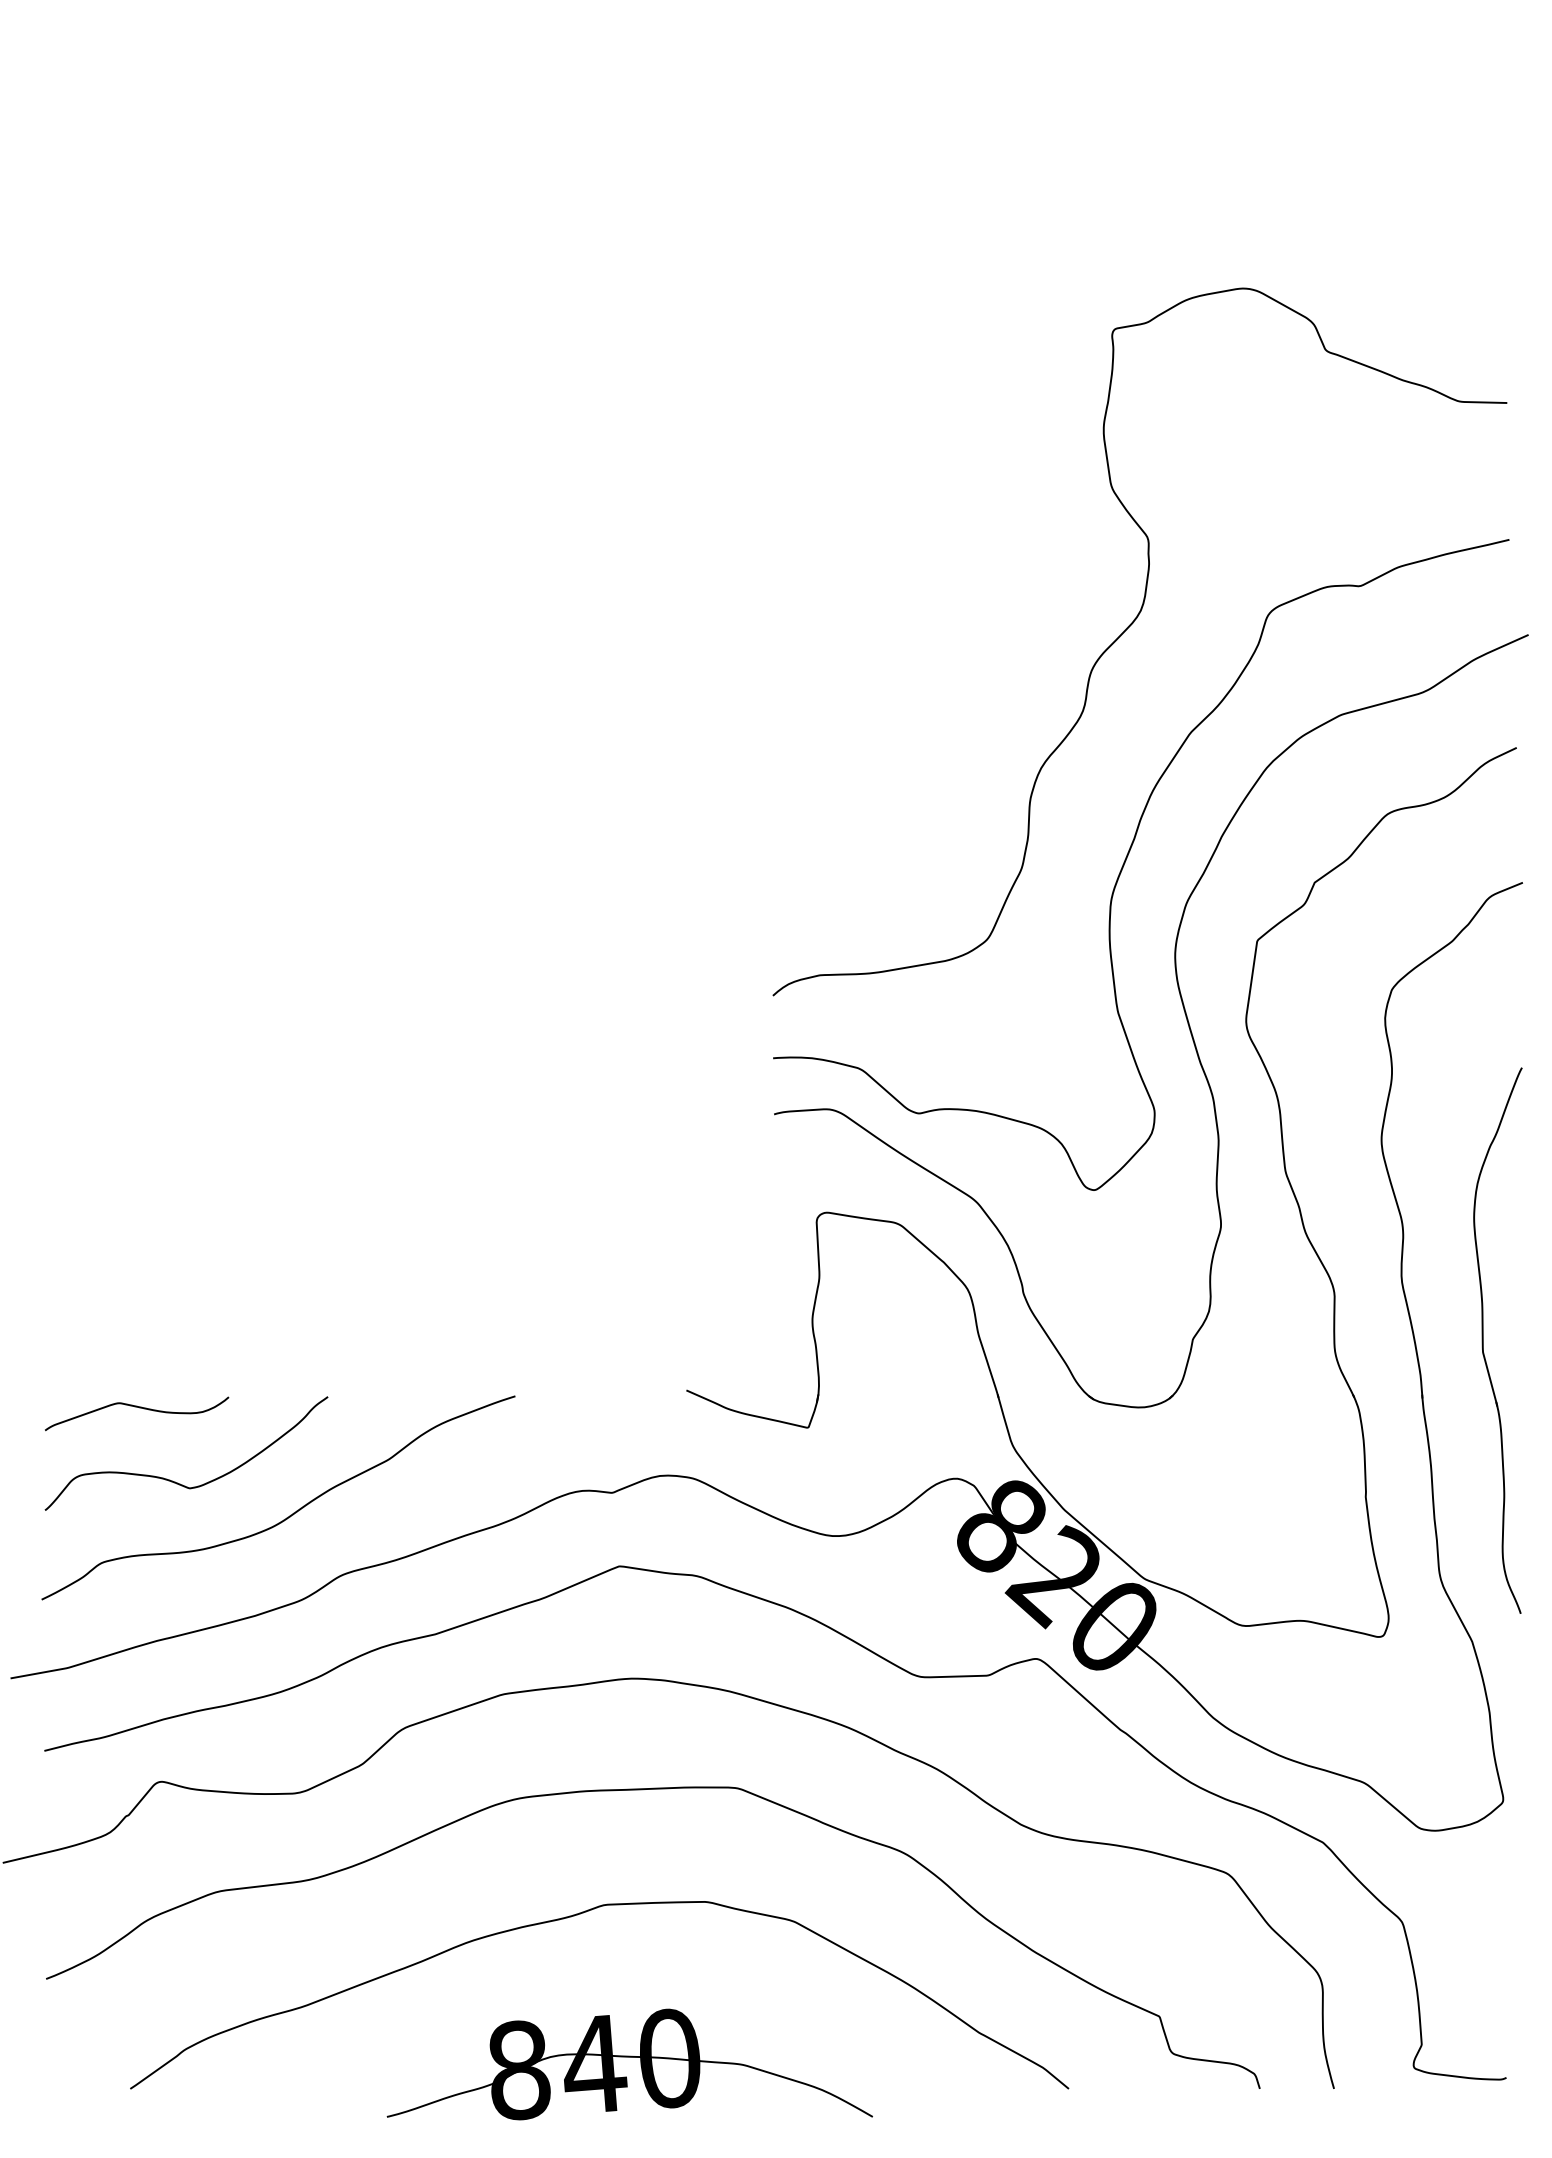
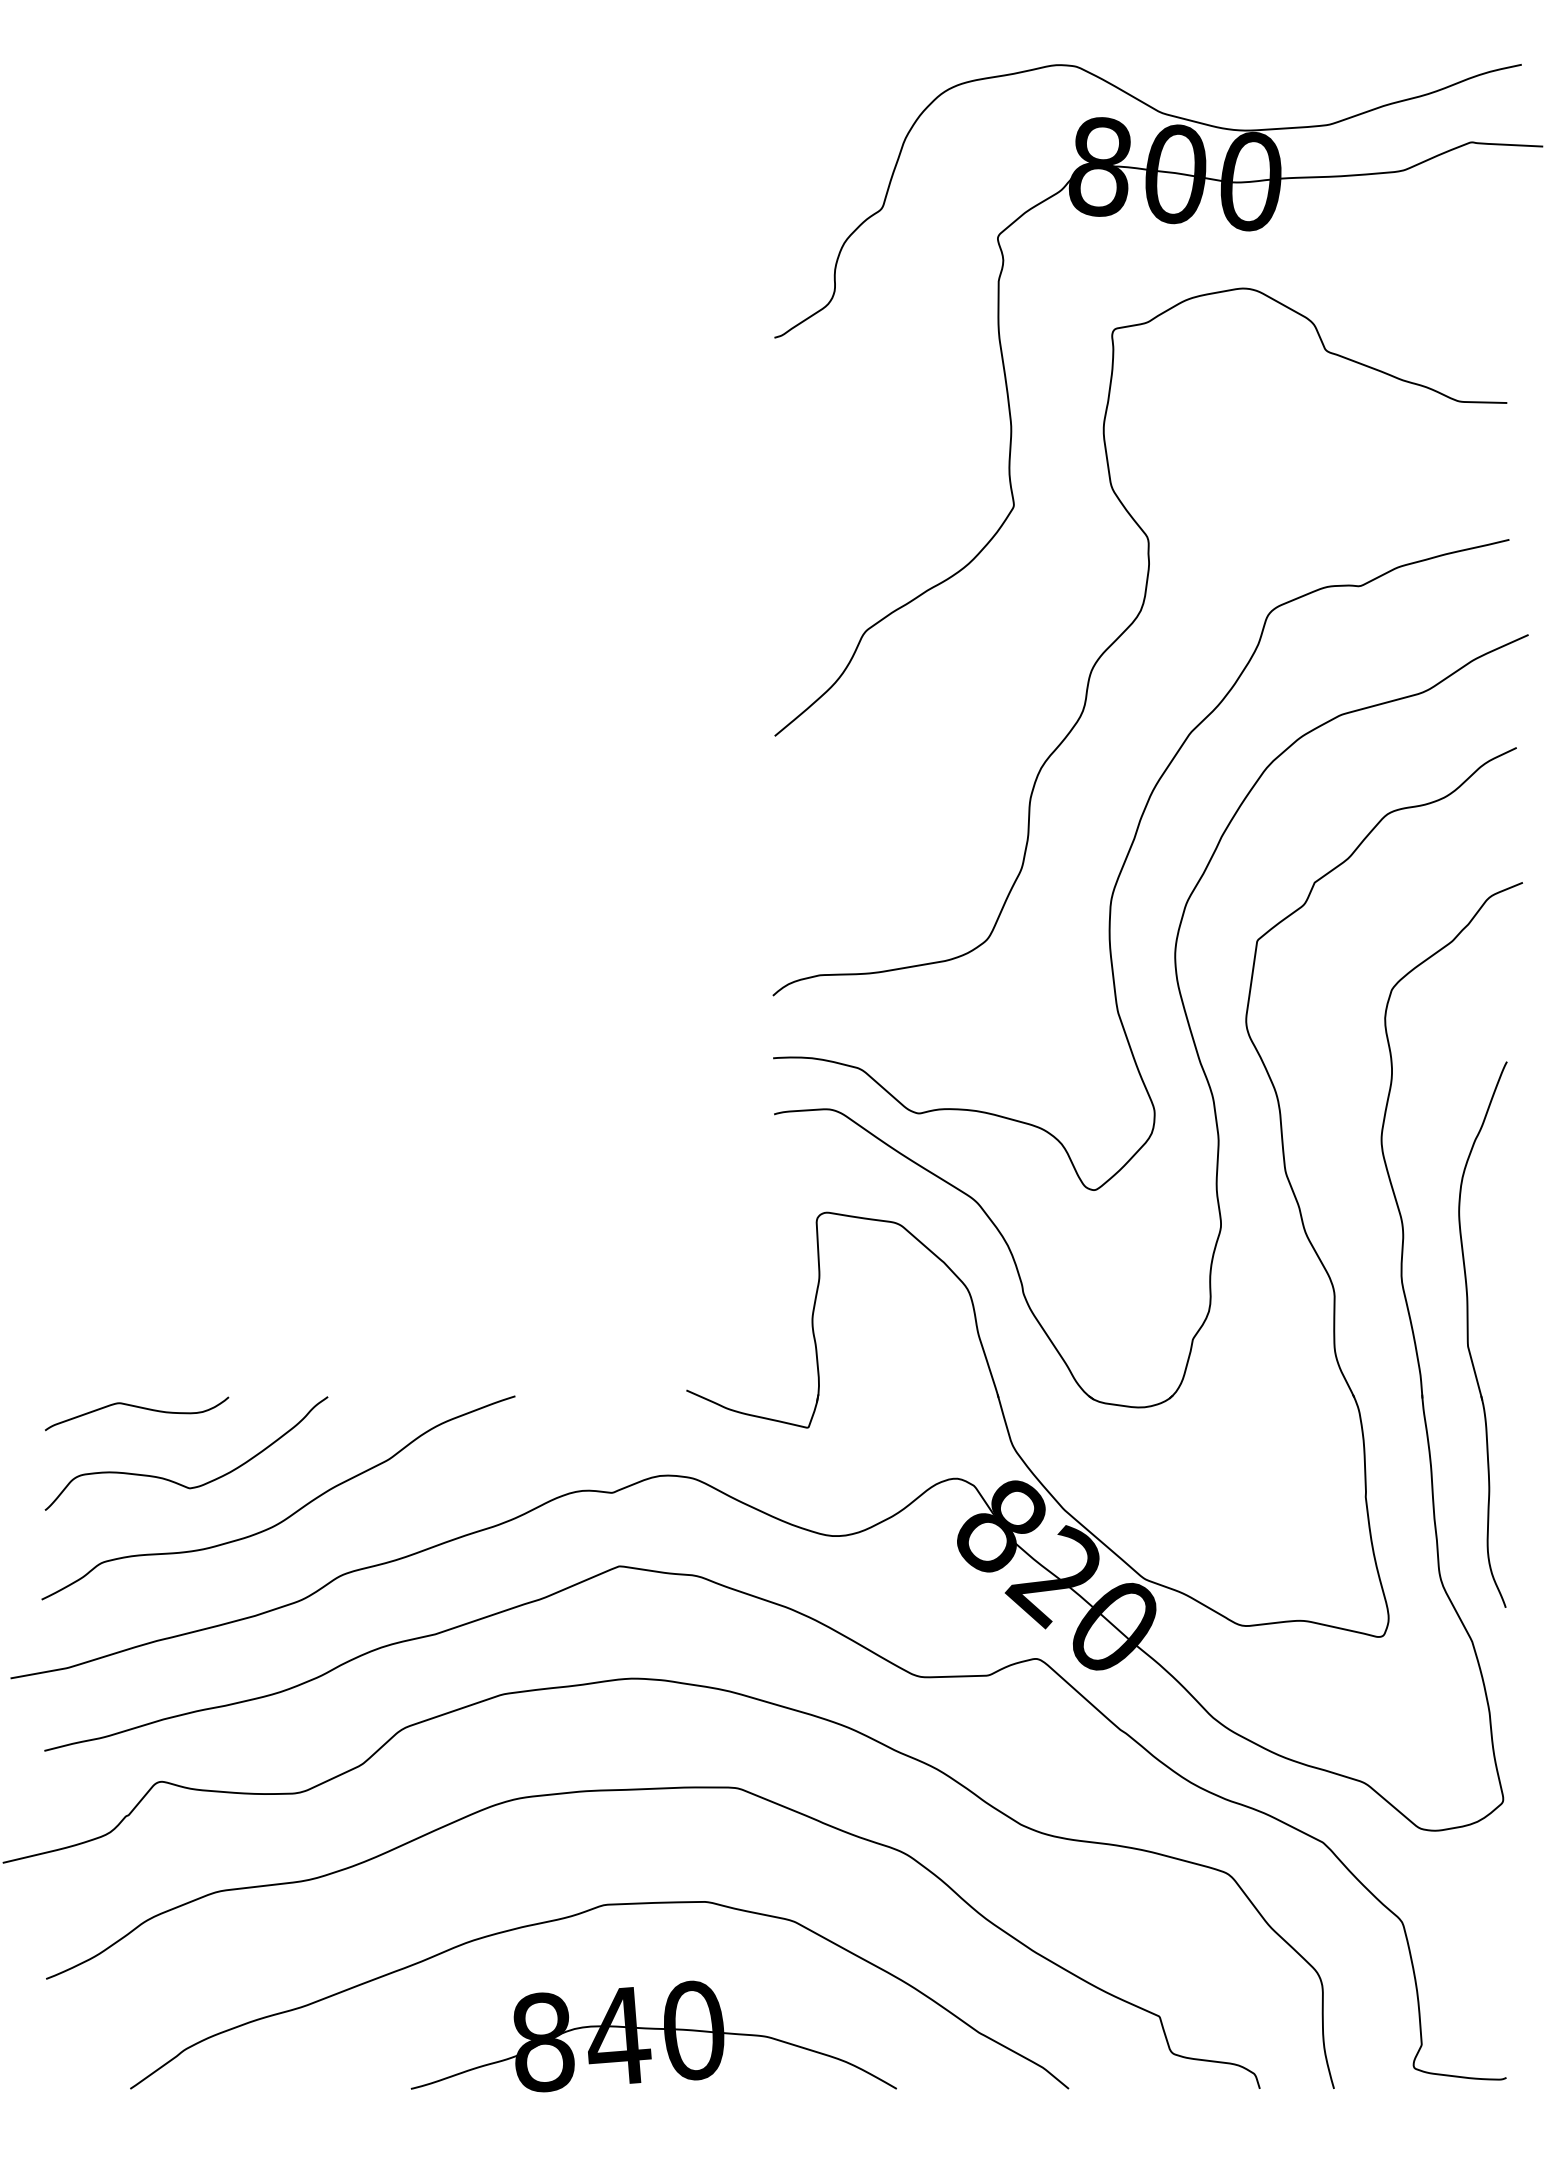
part: none -> present (1011, 415)
part position: (1483, 1340) -> (1468, 1334) (1468, 1334)
part position: (629, 2057) -> (653, 2029) (653, 2029)
